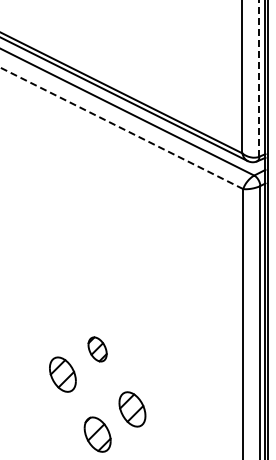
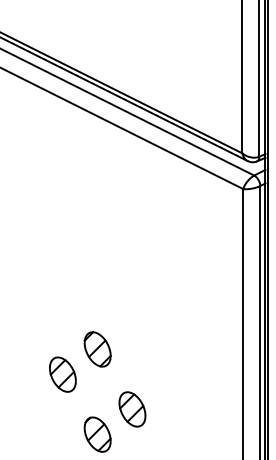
line: dashed -> solid (259, 78)
line: dashed -> solid (121, 128)
part size: 21x27 px -> 29x37 px (97, 349)
